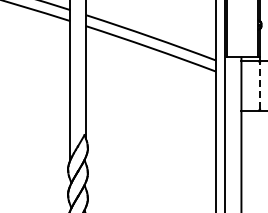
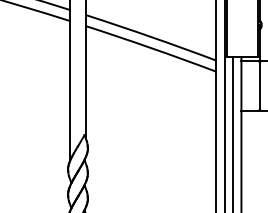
line: dashed -> solid (260, 86)
line: none -> present (233, 133)
